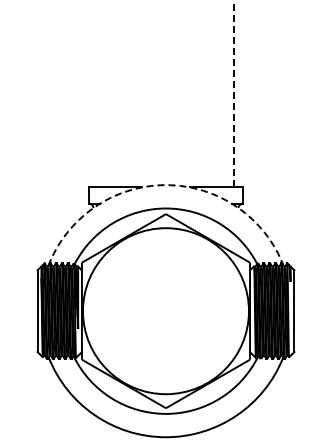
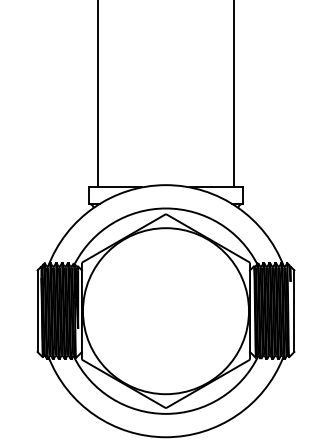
line: dashed -> solid (233, 93)
line: none -> present (98, 94)
arc: dashed -> solid (165, 185)
